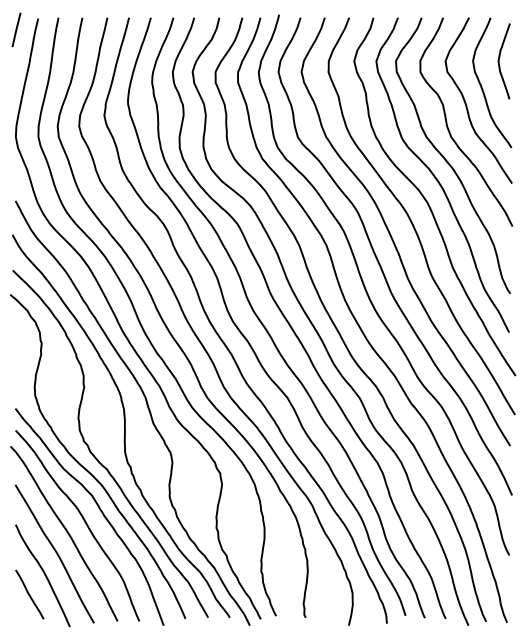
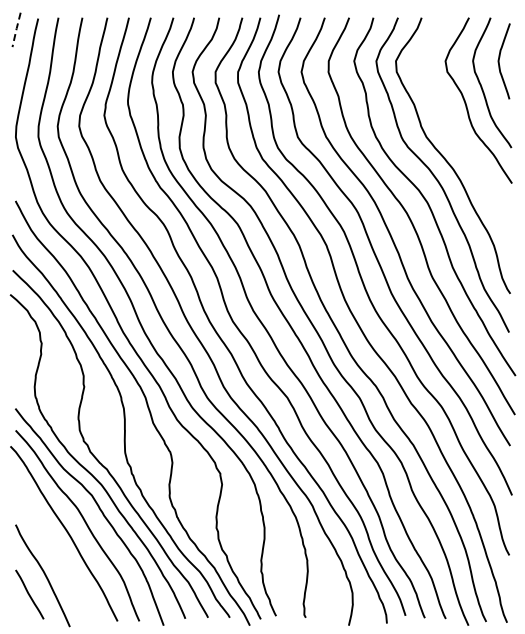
line: solid -> dashed (16, 29)
curve: present -> none (448, 126)
curve: present -> none (55, 552)
